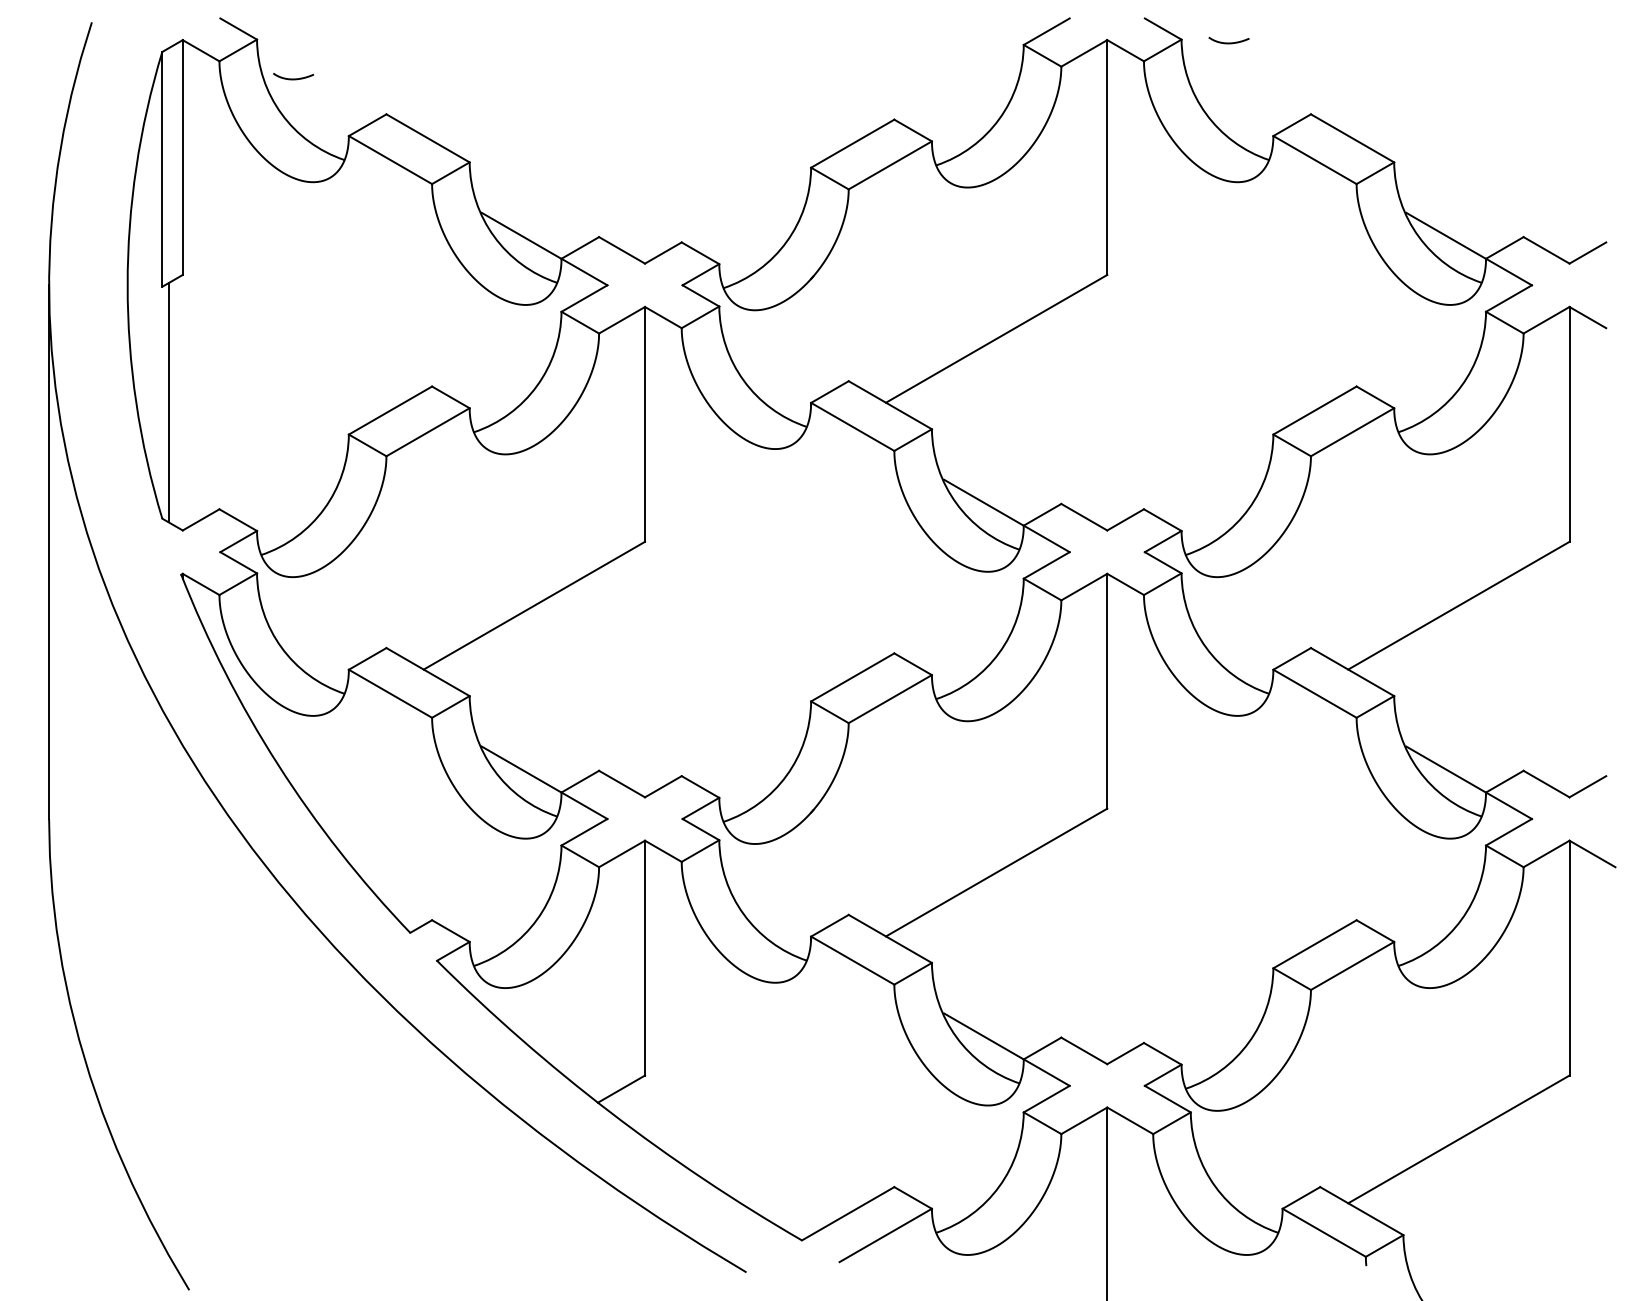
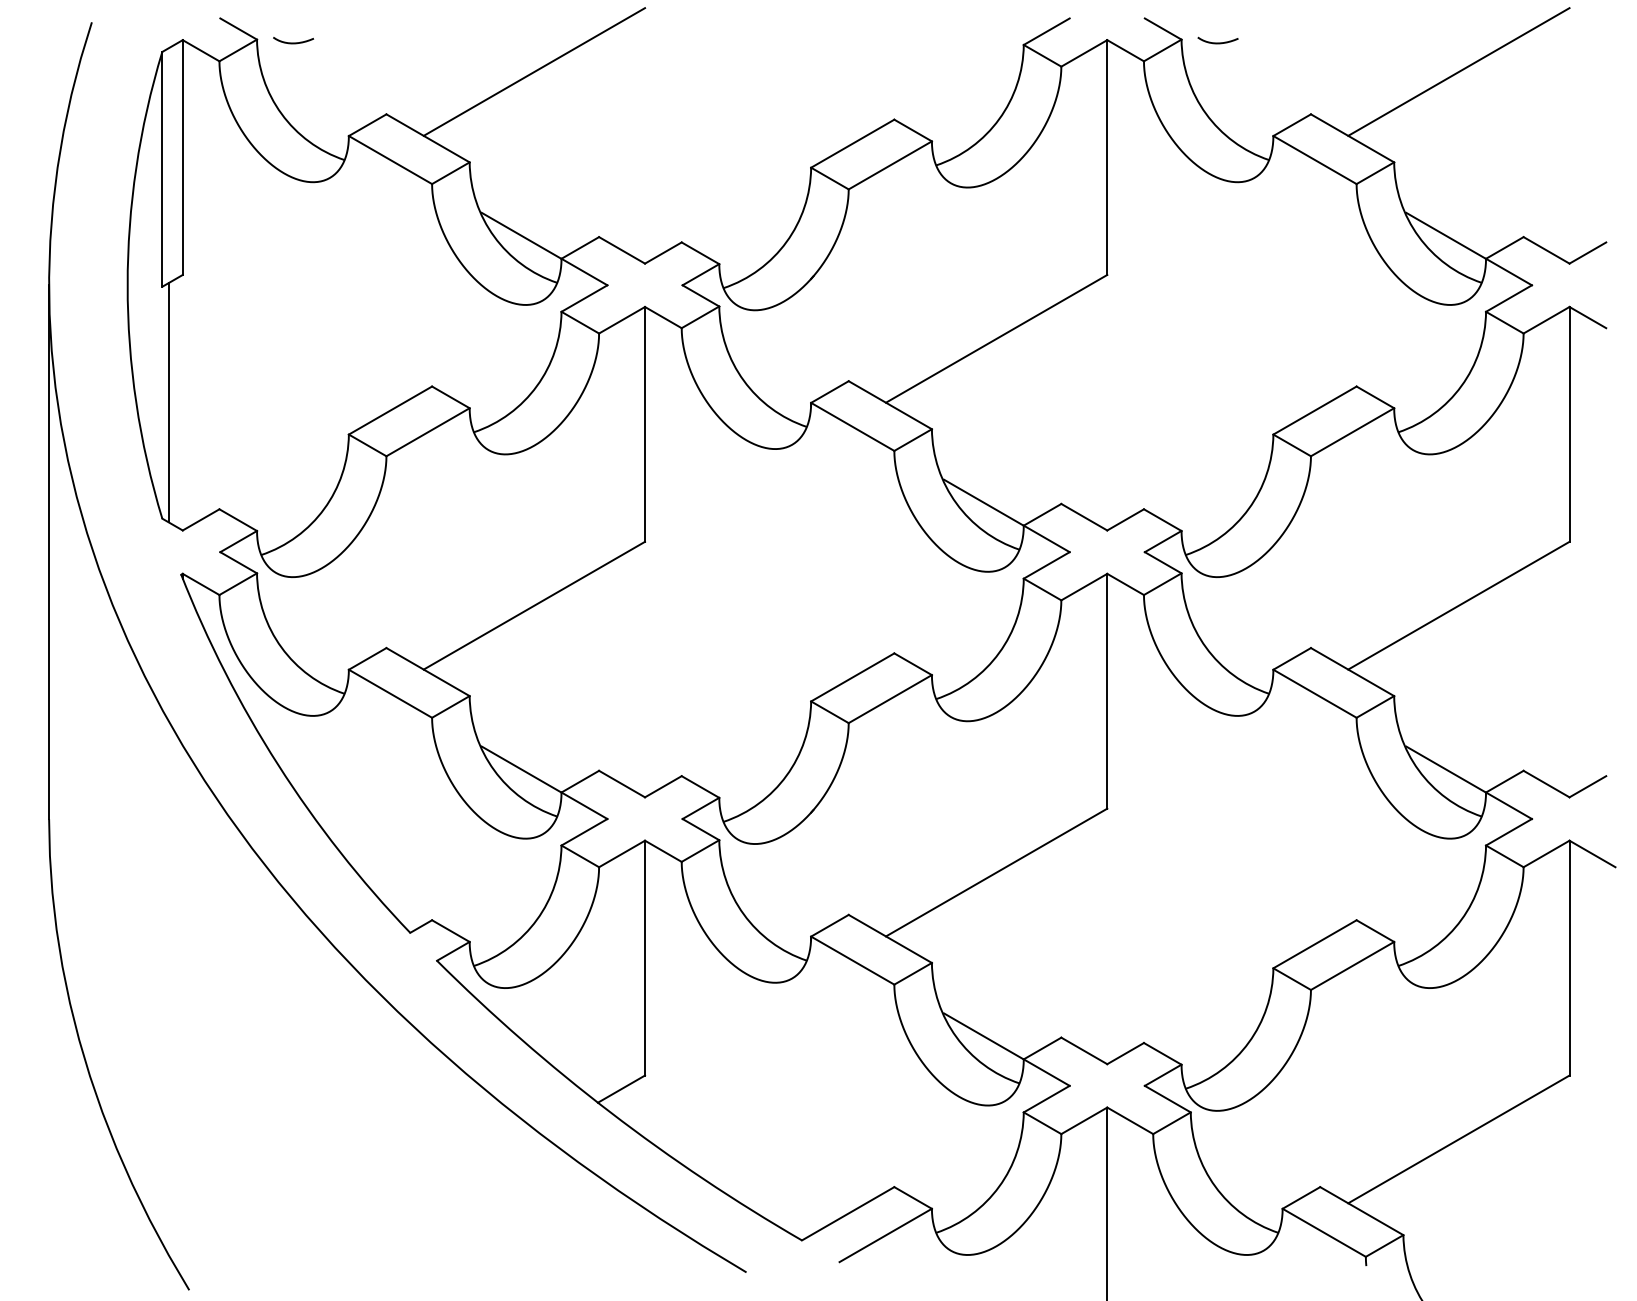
curve position: (1228, 42) -> (1217, 42) (1217, 42)
line: none -> present (534, 71)
line: none -> present (1458, 71)
curve position: (293, 78) -> (293, 42) (293, 42)
